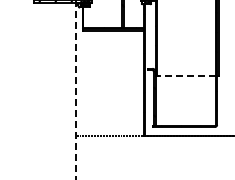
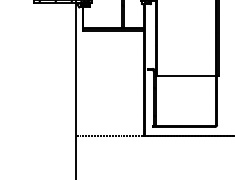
line: dashed -> solid (186, 76)
line: dashed -> solid (75, 90)
